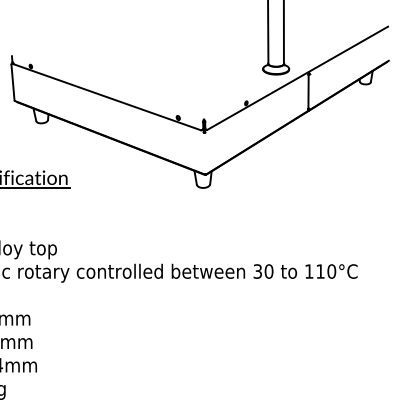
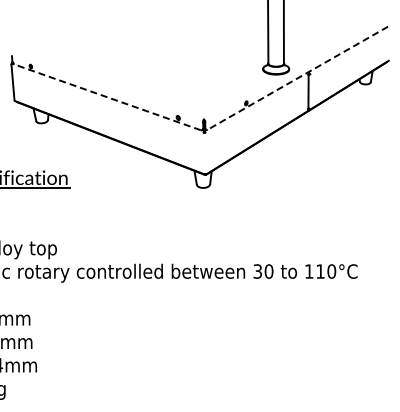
line: solid -> dashed (297, 78)
line: solid -> dashed (107, 97)
